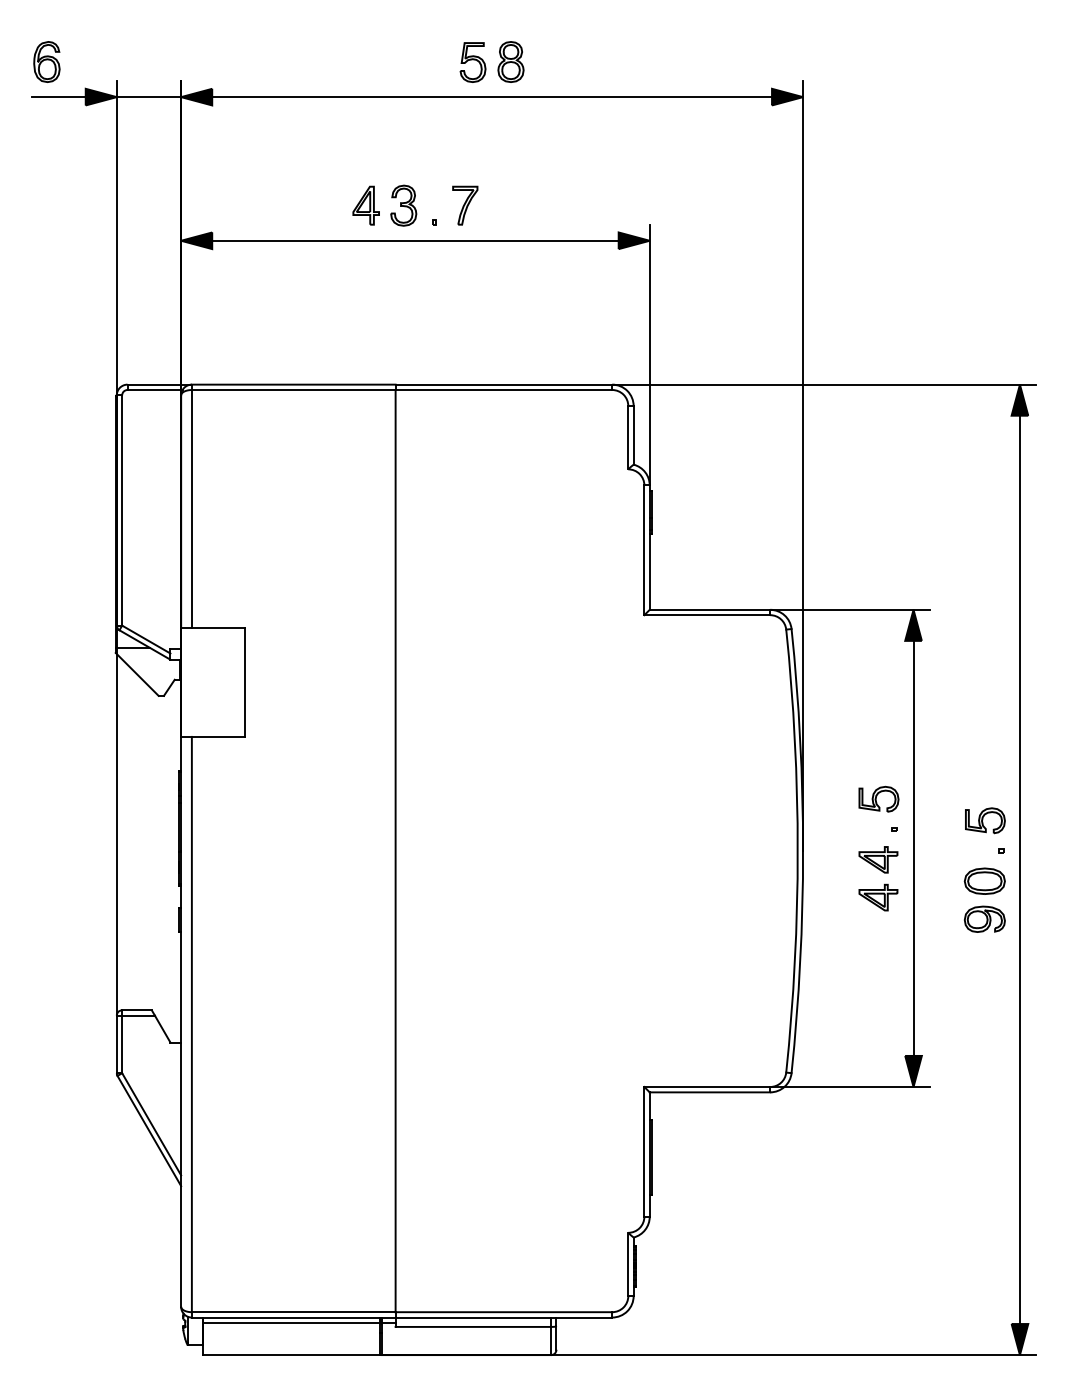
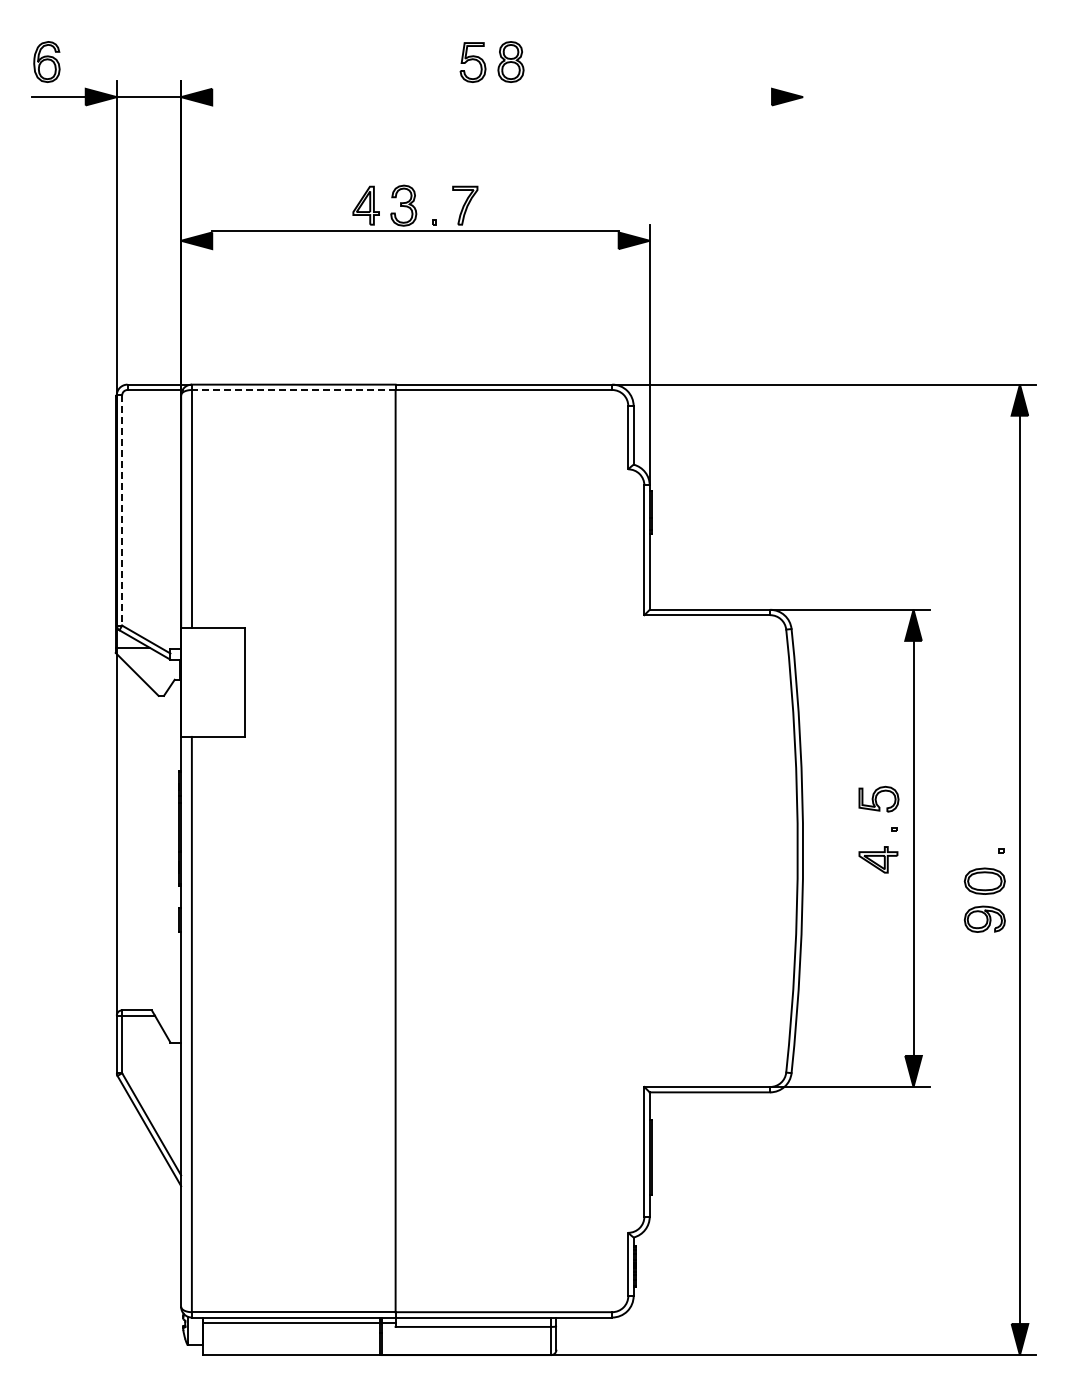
line: present -> none (492, 97)
line position: (415, 240) -> (415, 230) (415, 230)
line: solid -> dashed (293, 390)
line: present -> none (803, 466)
line: solid -> dashed (122, 511)
part: present -> none (985, 820)
part: present -> none (878, 897)
